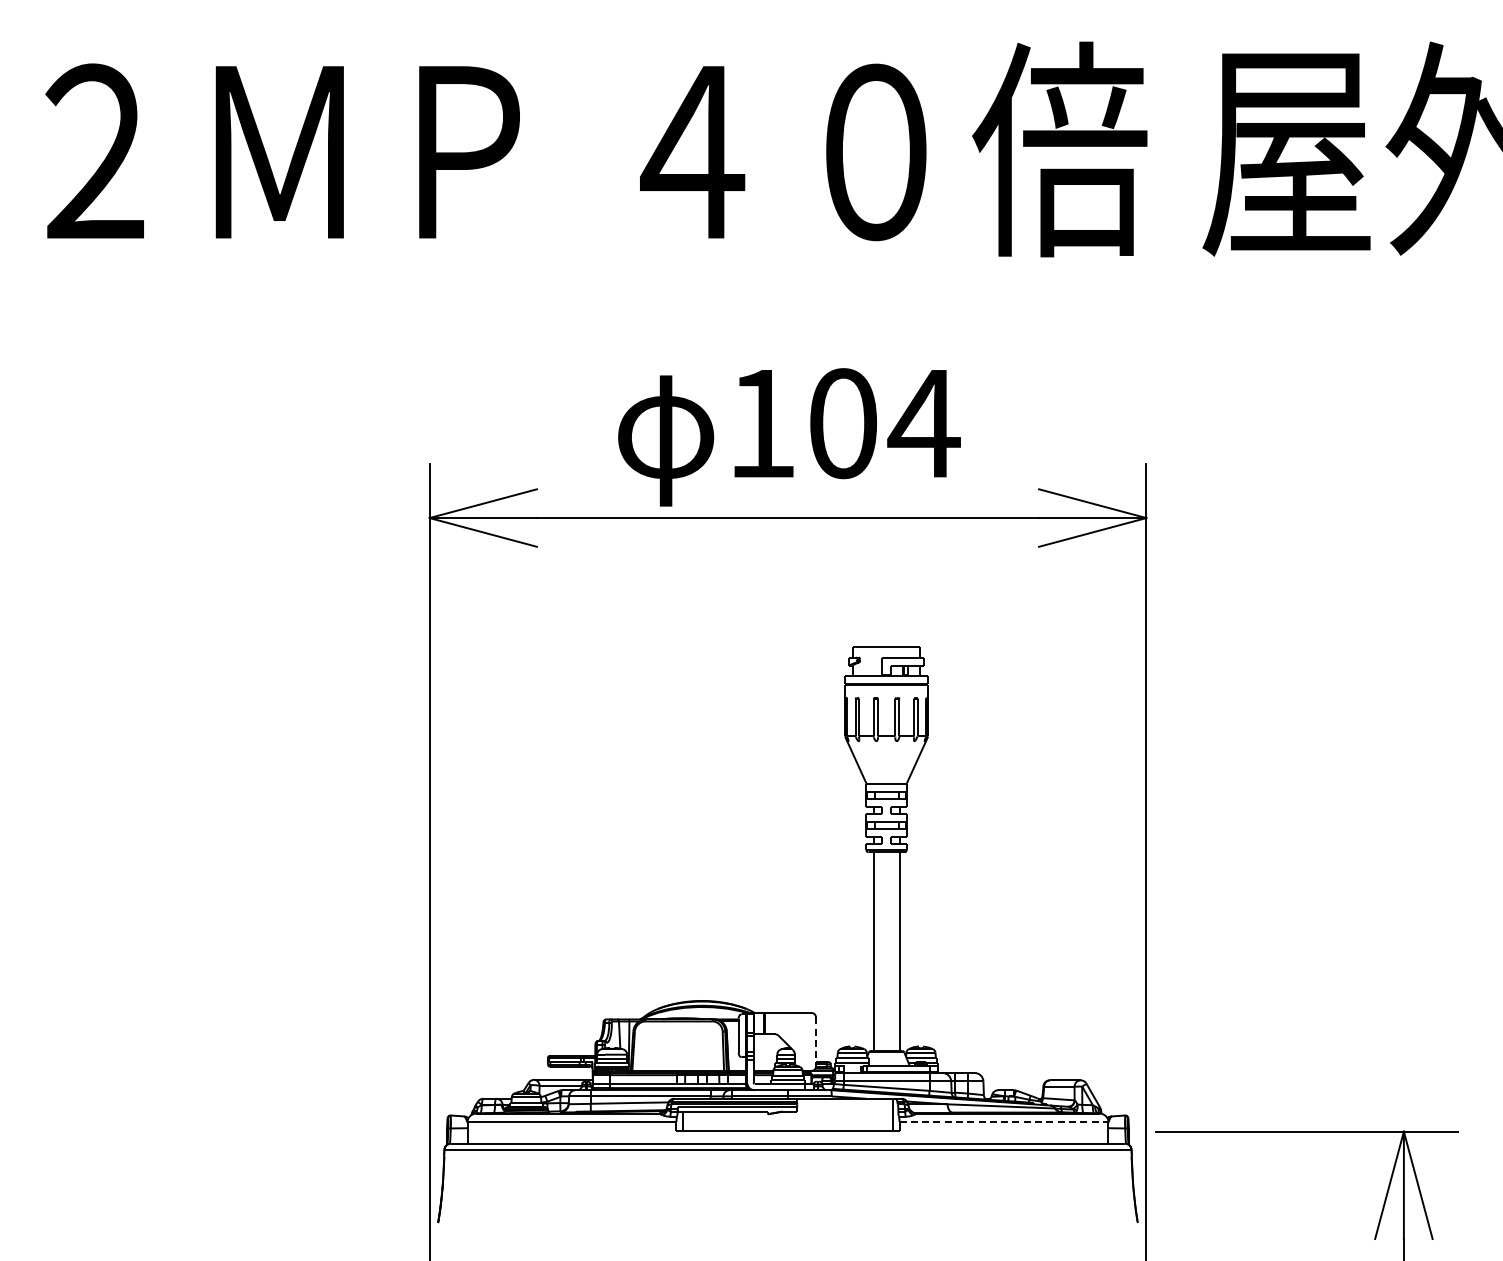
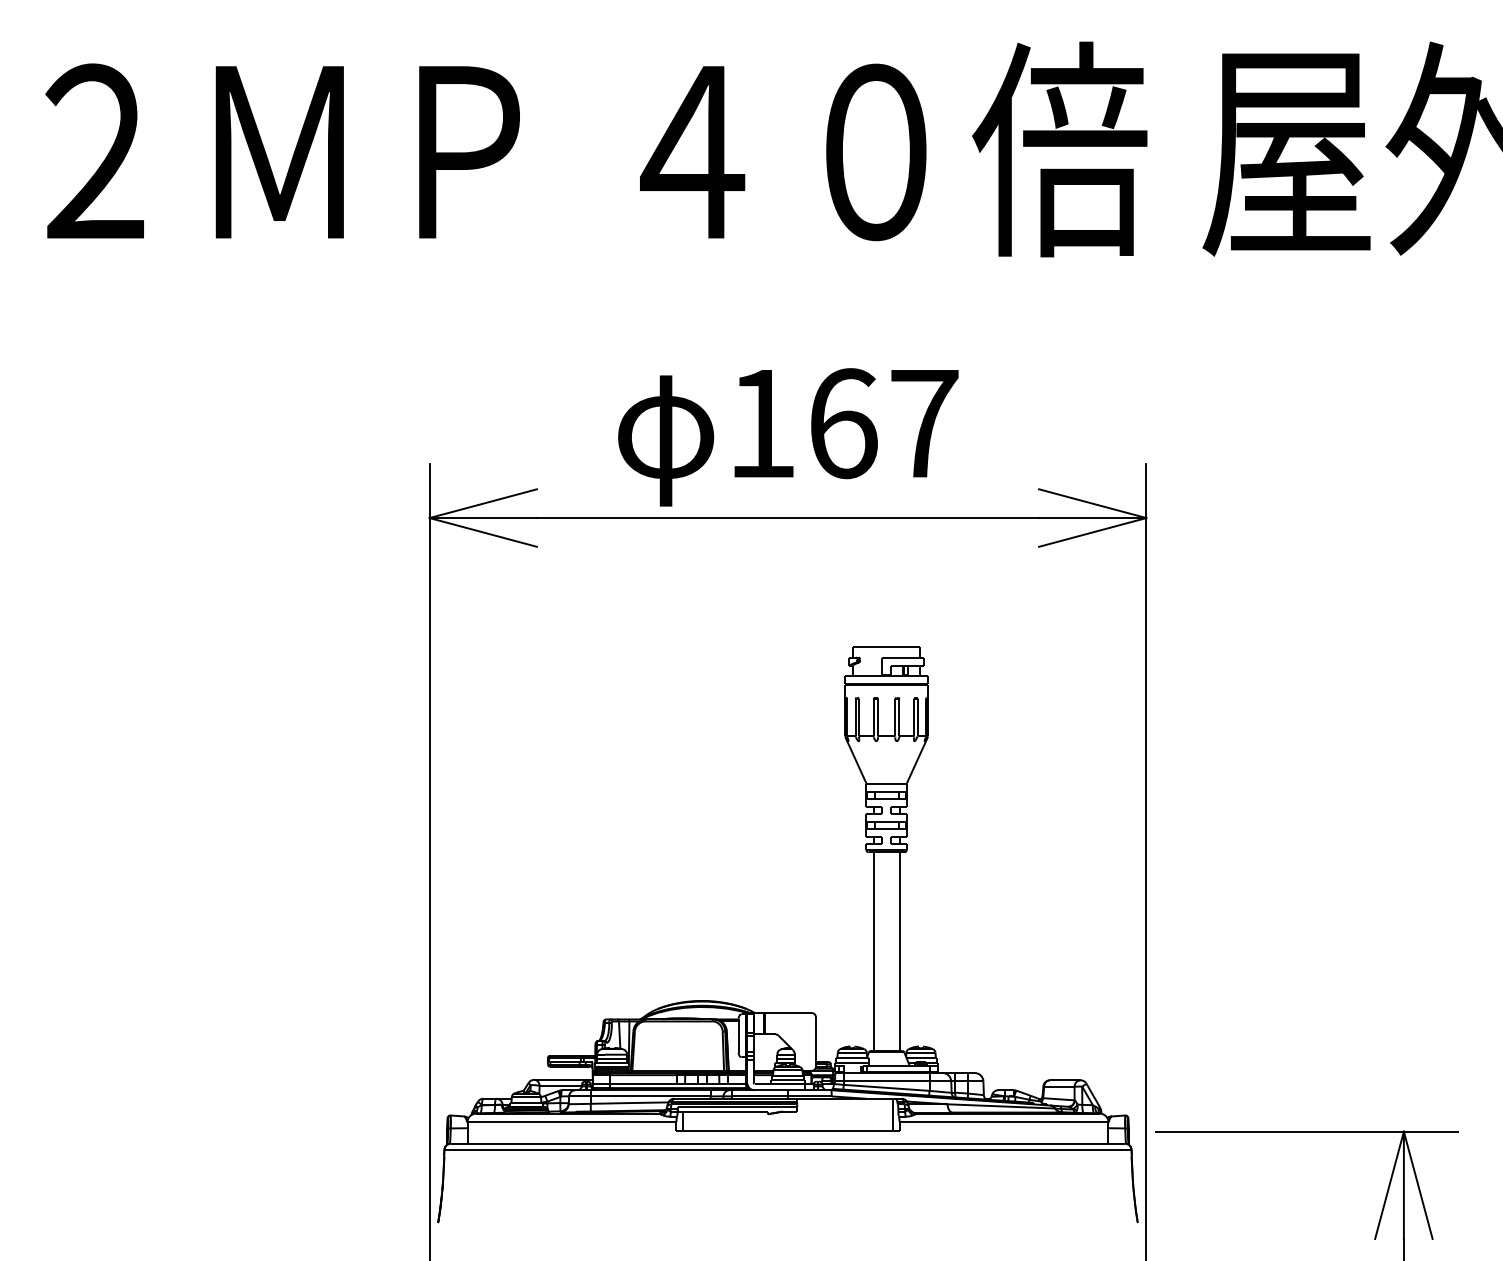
text: 104 -> 167 (885, 423)
line: dashed -> solid (815, 1041)
line: dashed -> solid (1004, 1122)
